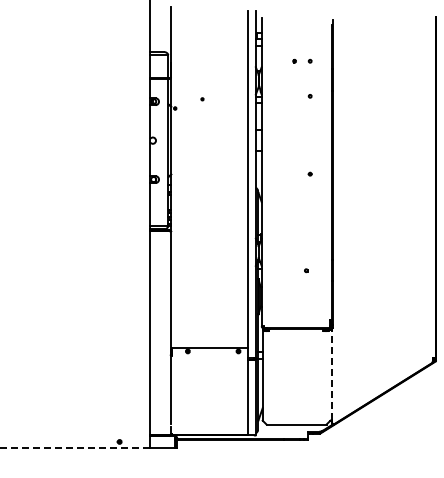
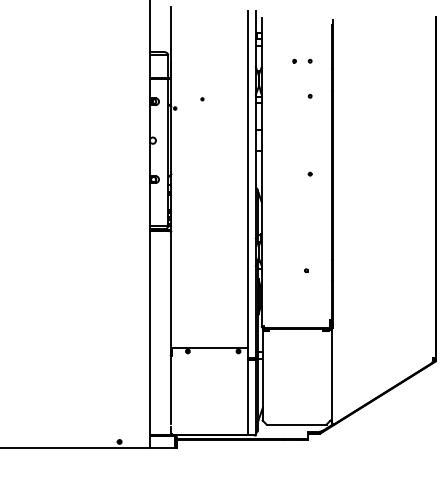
line: dashed -> solid (332, 374)
line: dashed -> solid (75, 448)
